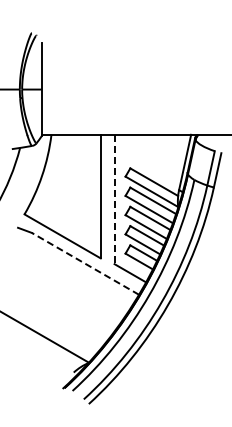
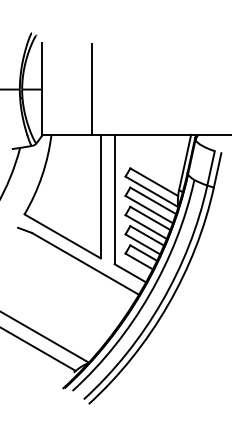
line: none -> present (91, 89)
line: dashed -> solid (114, 199)
line: dashed -> solid (85, 263)
line: none -> present (38, 349)
